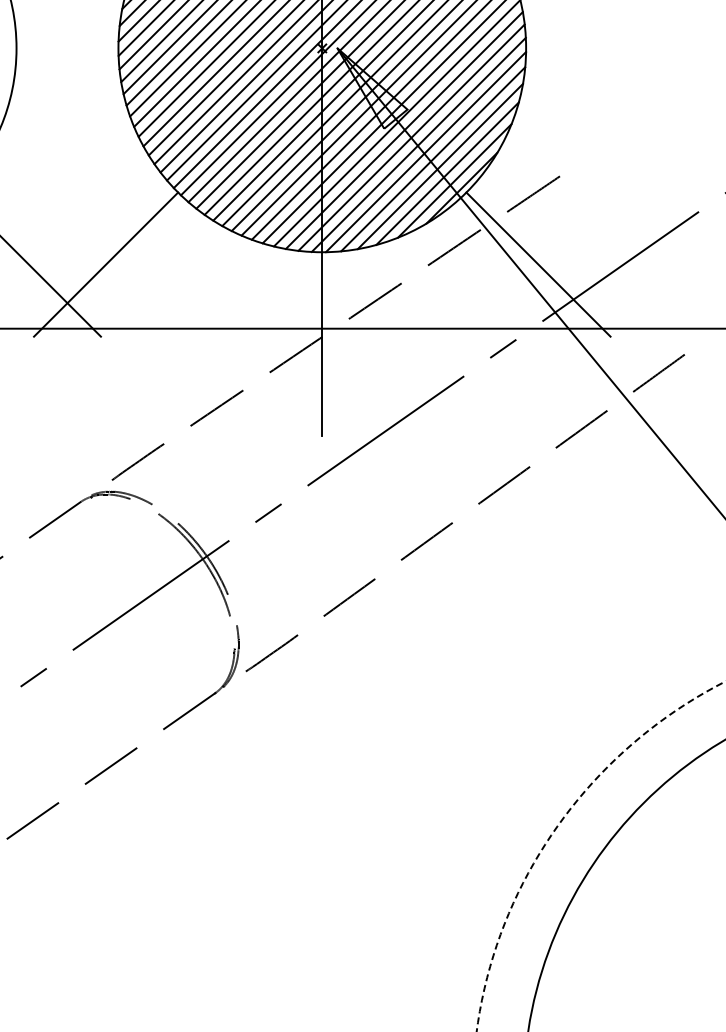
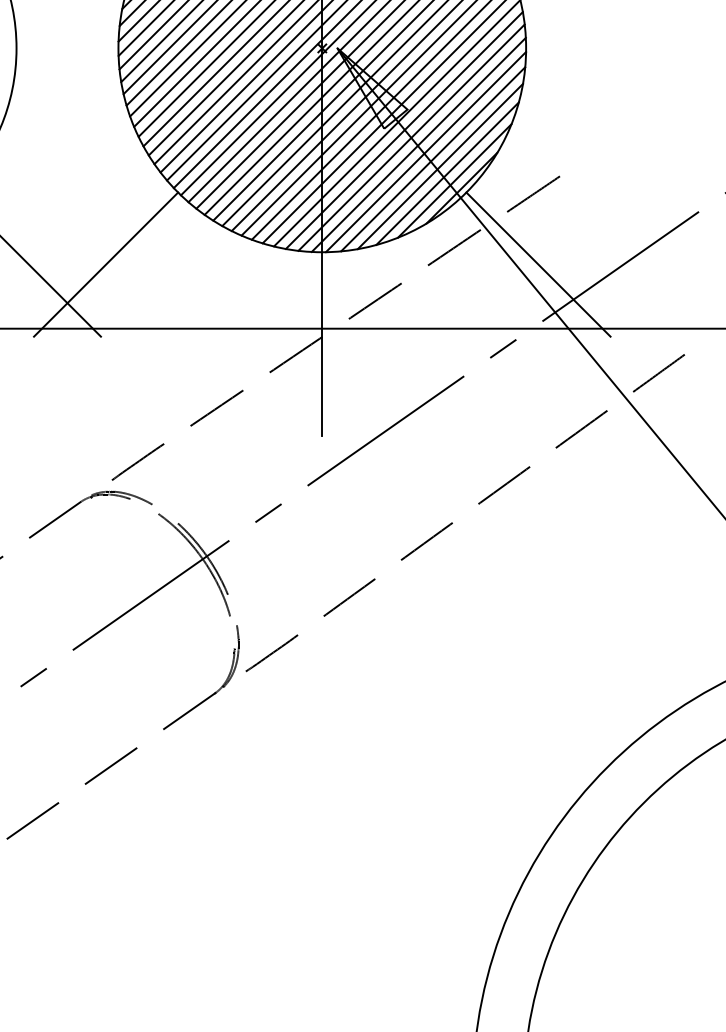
circle: dashed -> solid (600, 856)
